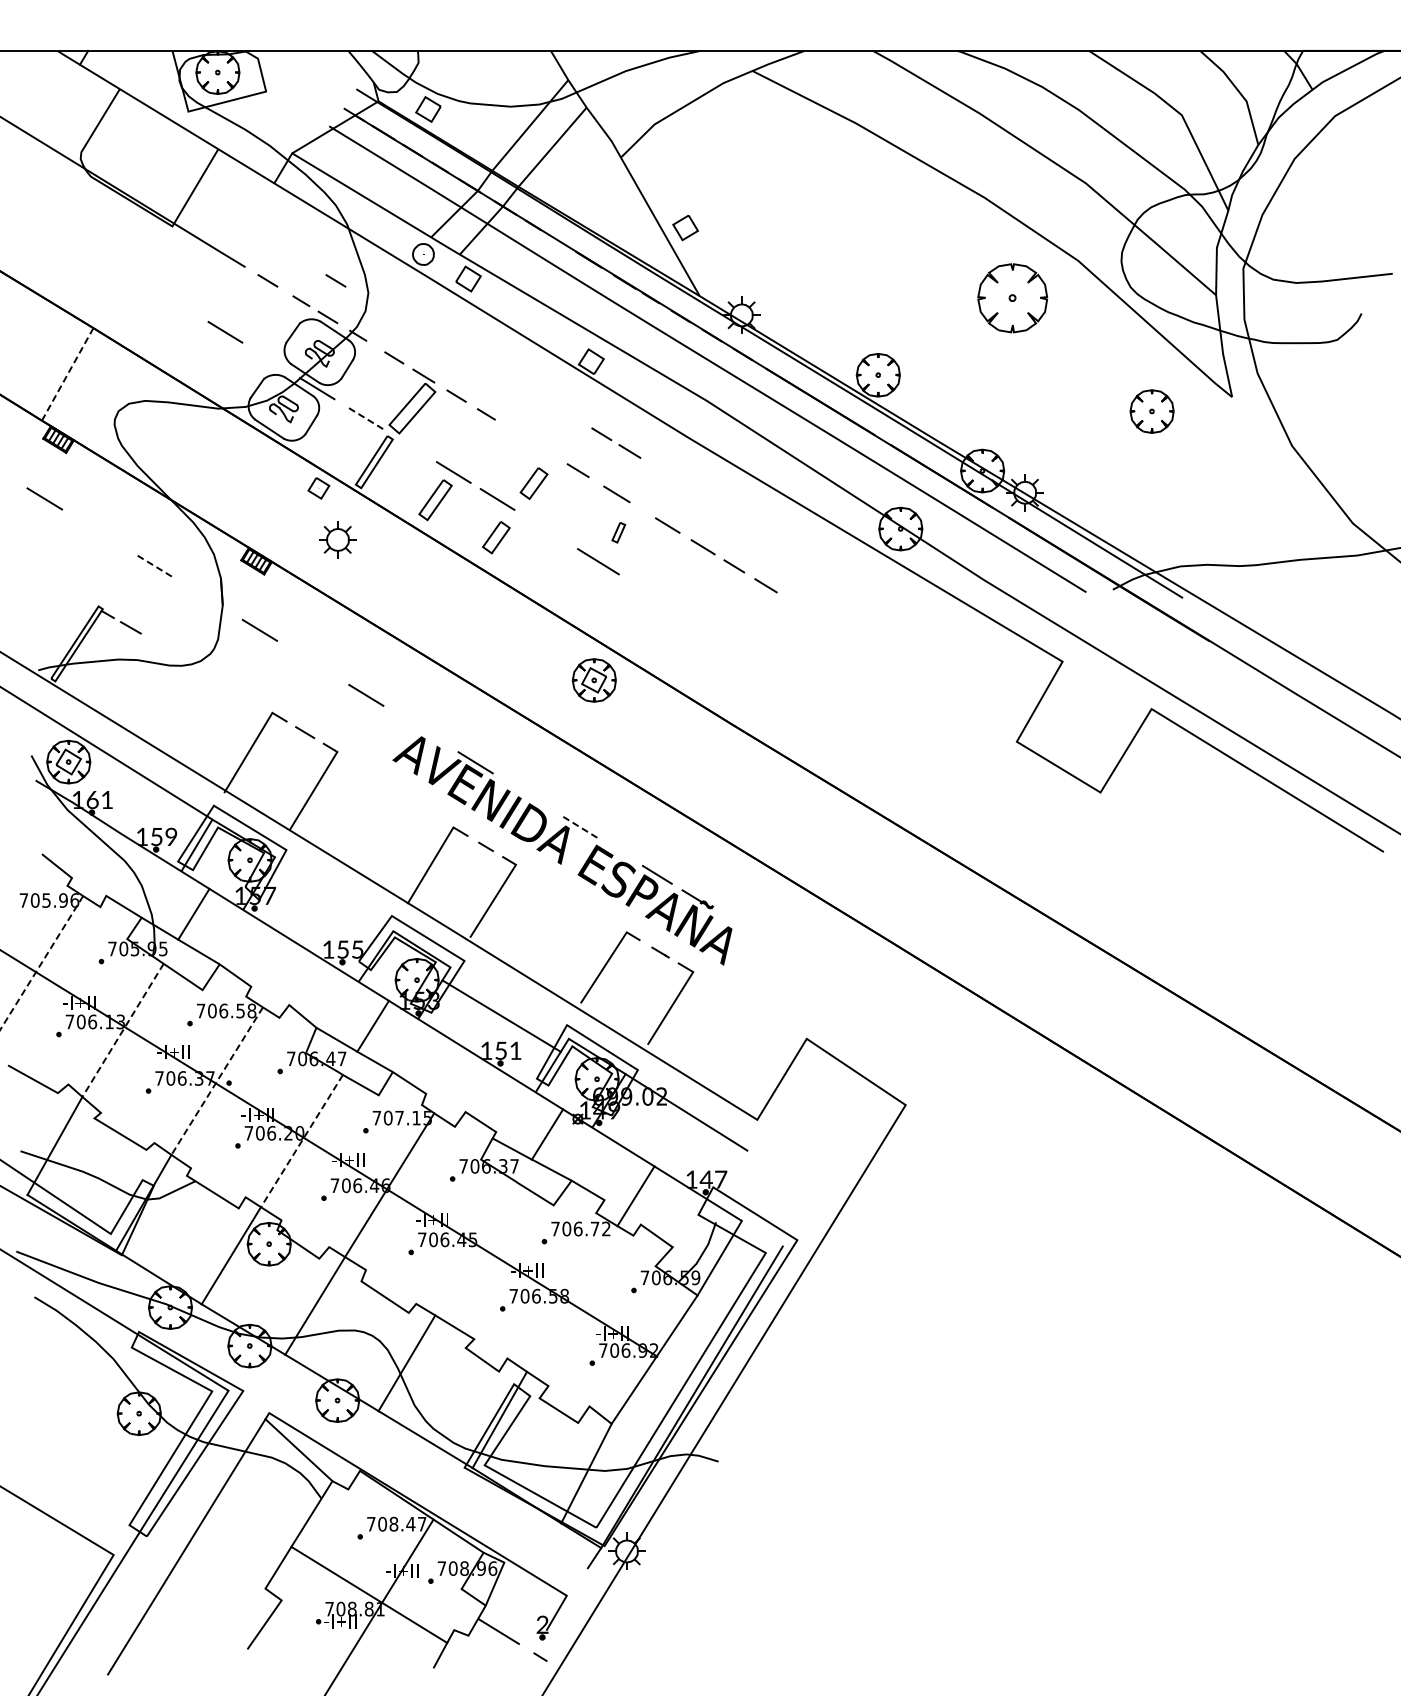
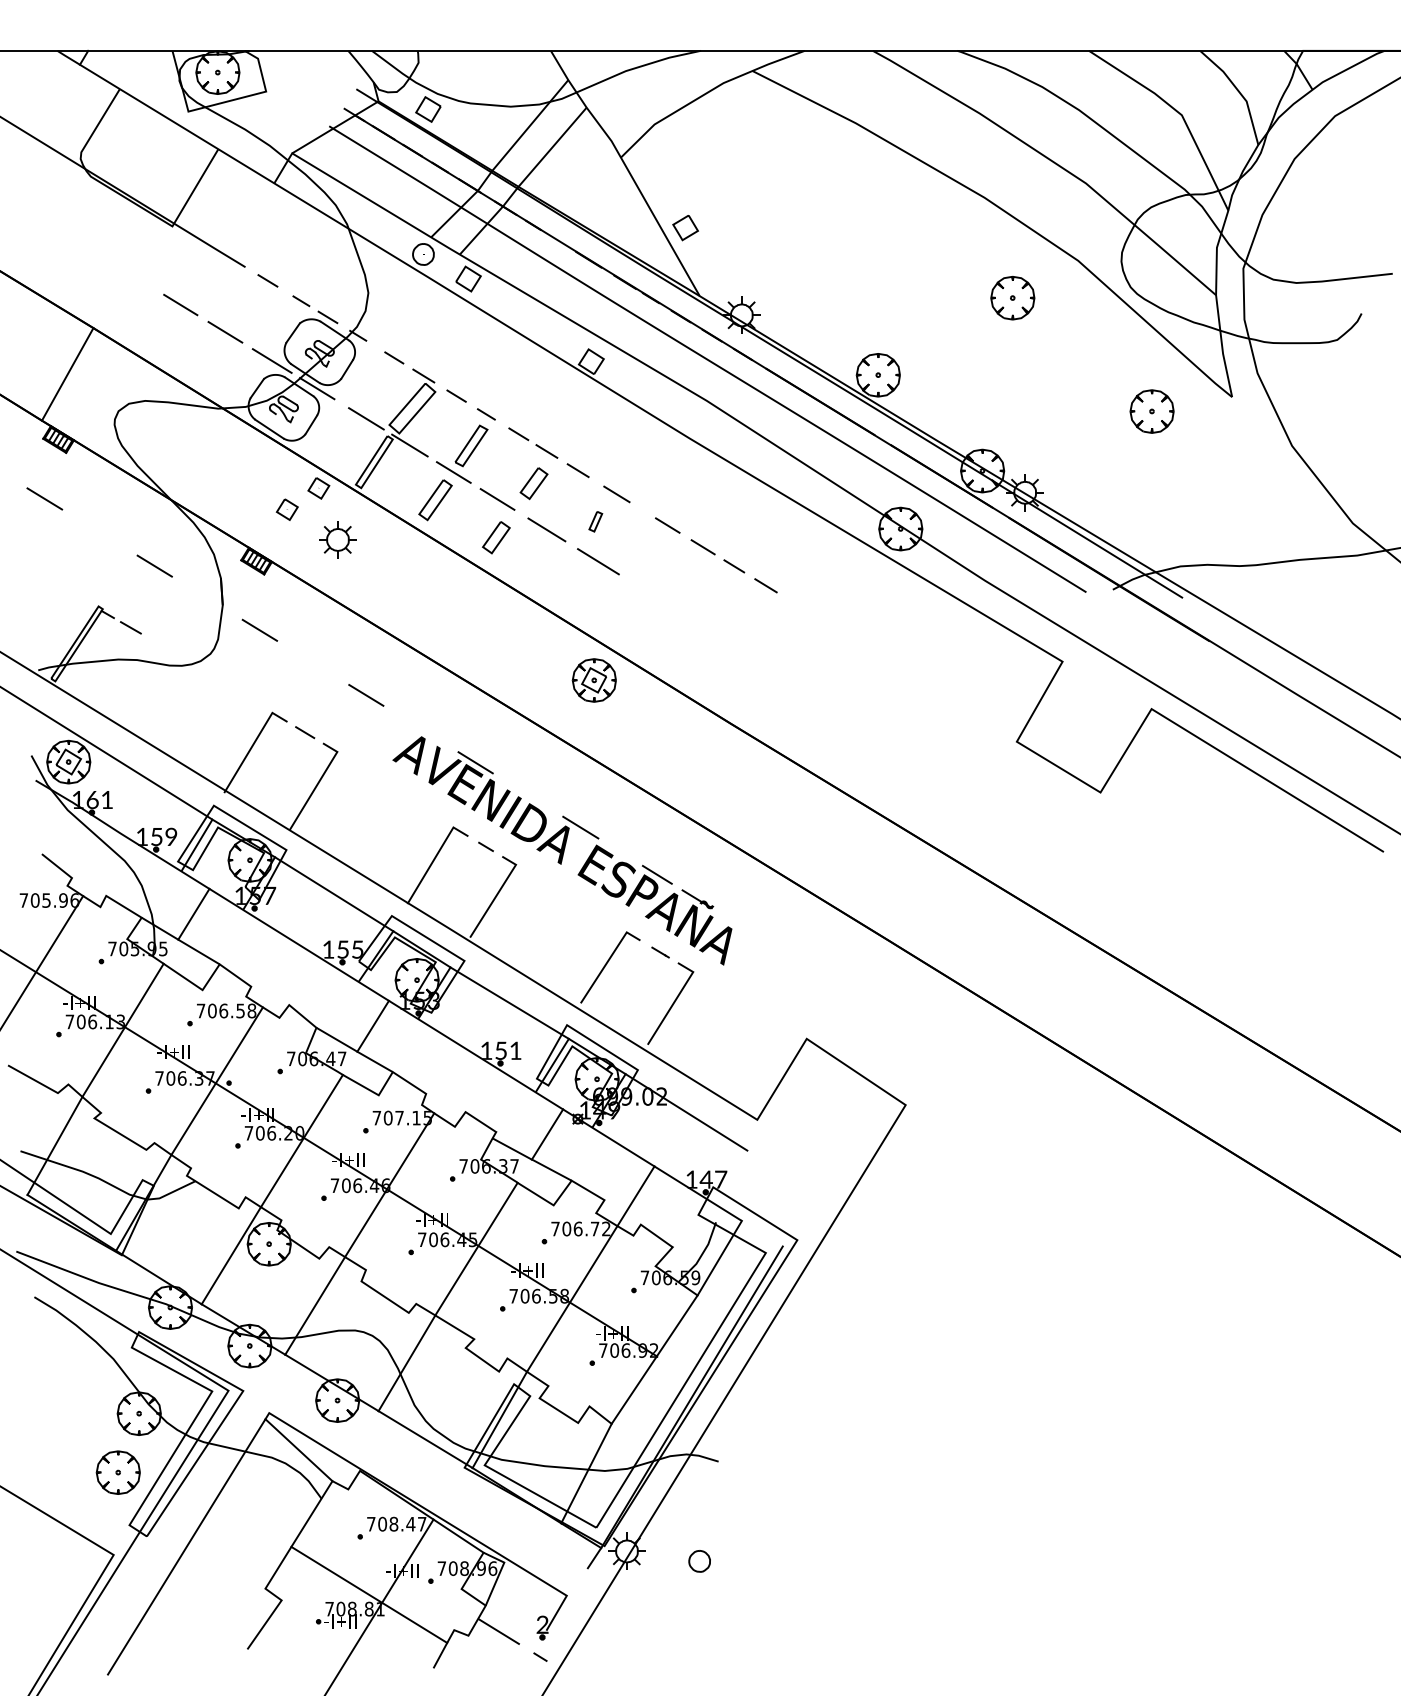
line: present -> none (335, 280)
part size: 72x71 px -> 46x46 px (1012, 297)
line: none -> present (180, 304)
line: none -> present (271, 360)
line: dashed -> solid (67, 374)
line: dashed -> solid (366, 419)
line position: (618, 444) -> (535, 444) (535, 444)
line: none -> present (409, 445)
part: none -> present (471, 445)
part: none -> present (286, 509)
line: none -> present (546, 529)
part position: (618, 532) -> (595, 521) (595, 521)
line: dashed -> solid (155, 566)
line: dashed -> solid (580, 827)
line: none -> present (334, 894)
line: dashed -> solid (41, 963)
line position: (501, 1015) -> (509, 1002) (509, 1002)
line: dashed -> solid (123, 1030)
line: dashed -> solid (217, 1081)
line: dashed -> solid (301, 1141)
line: none -> present (476, 1248)
line: none -> present (572, 1298)
part: none -> present (117, 1472)
part: none -> present (699, 1561)
